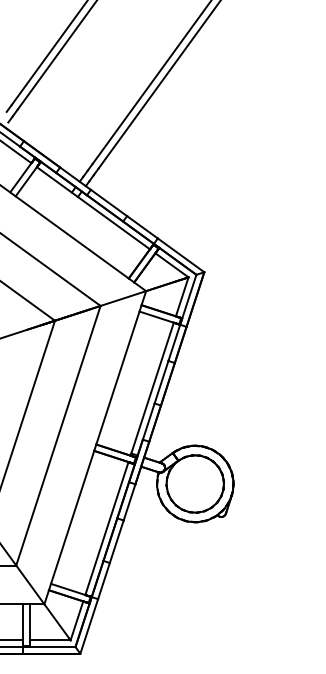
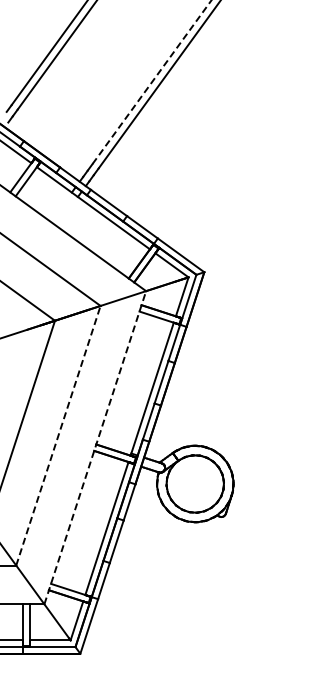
line: solid -> dashed (151, 82)
line: solid -> dashed (58, 435)
line: solid -> dashed (95, 447)
